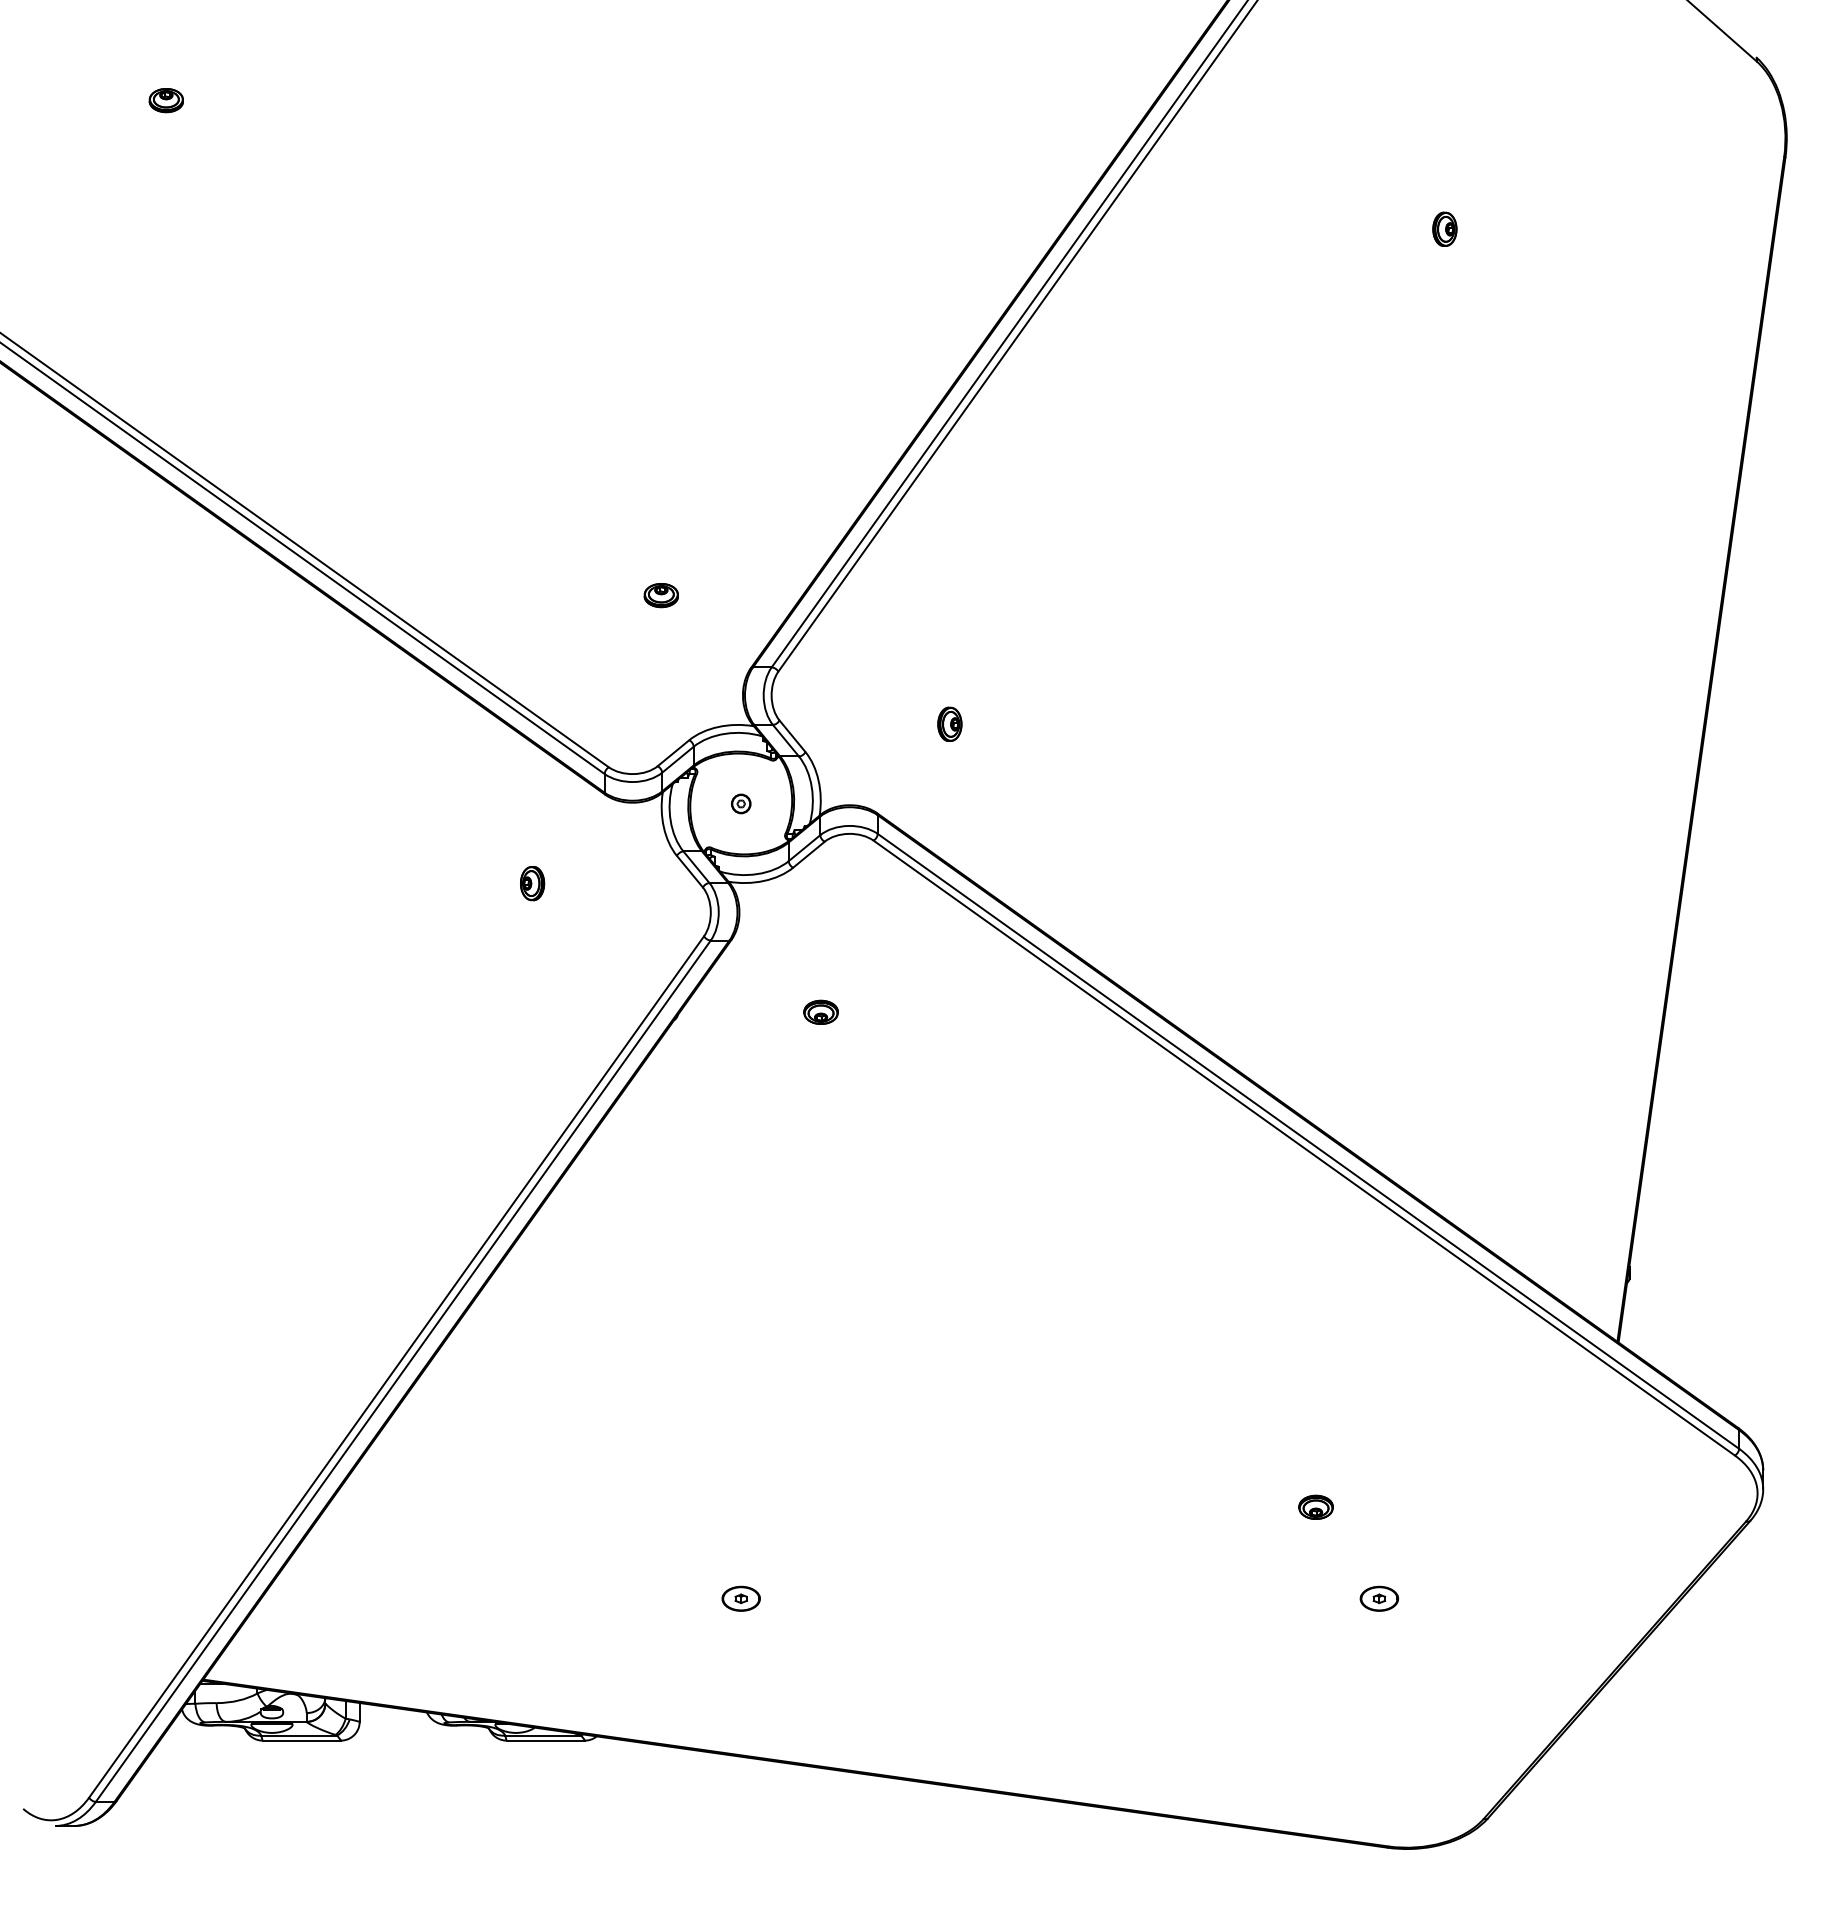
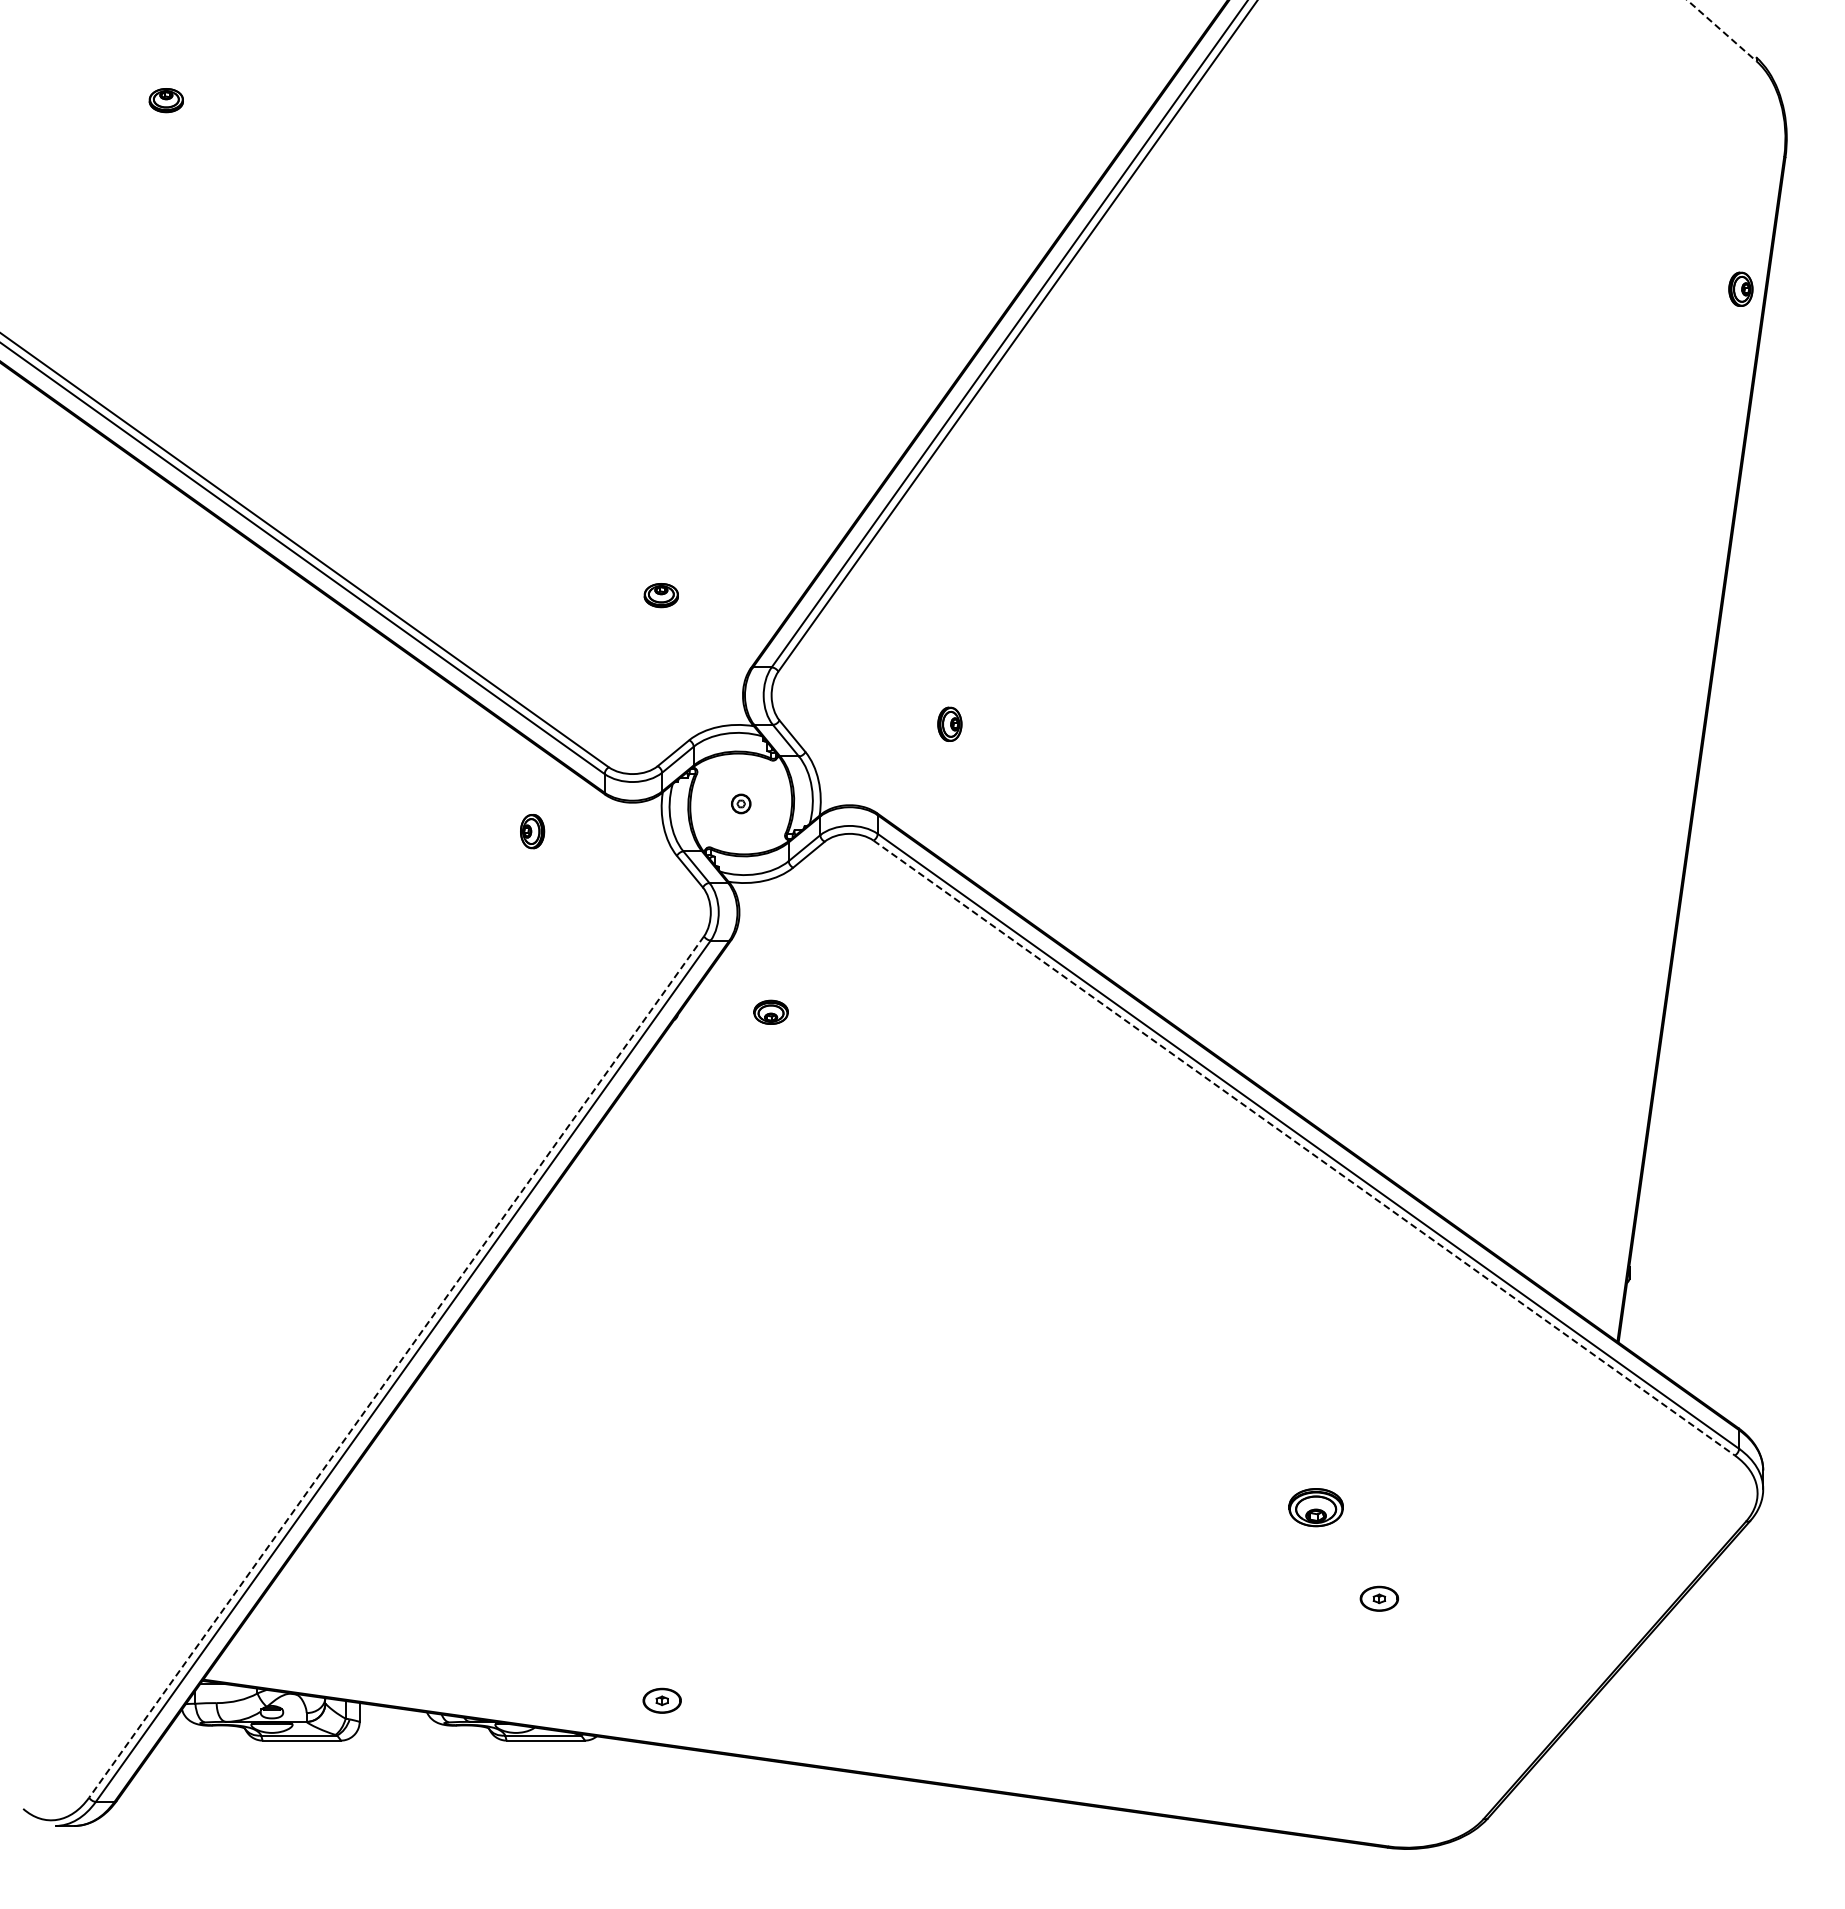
line: solid -> dashed (1722, 31)
part position: (1444, 228) -> (1740, 288) (1740, 288)
part position: (532, 883) -> (532, 831) (532, 831)
part position: (820, 1011) -> (770, 1011) (770, 1011)
line: solid -> dashed (1304, 1148)
line: solid -> dashed (396, 1367)
part size: 36x26 px -> 56x40 px (1315, 1507)
part position: (740, 1598) -> (661, 1700) (661, 1700)
